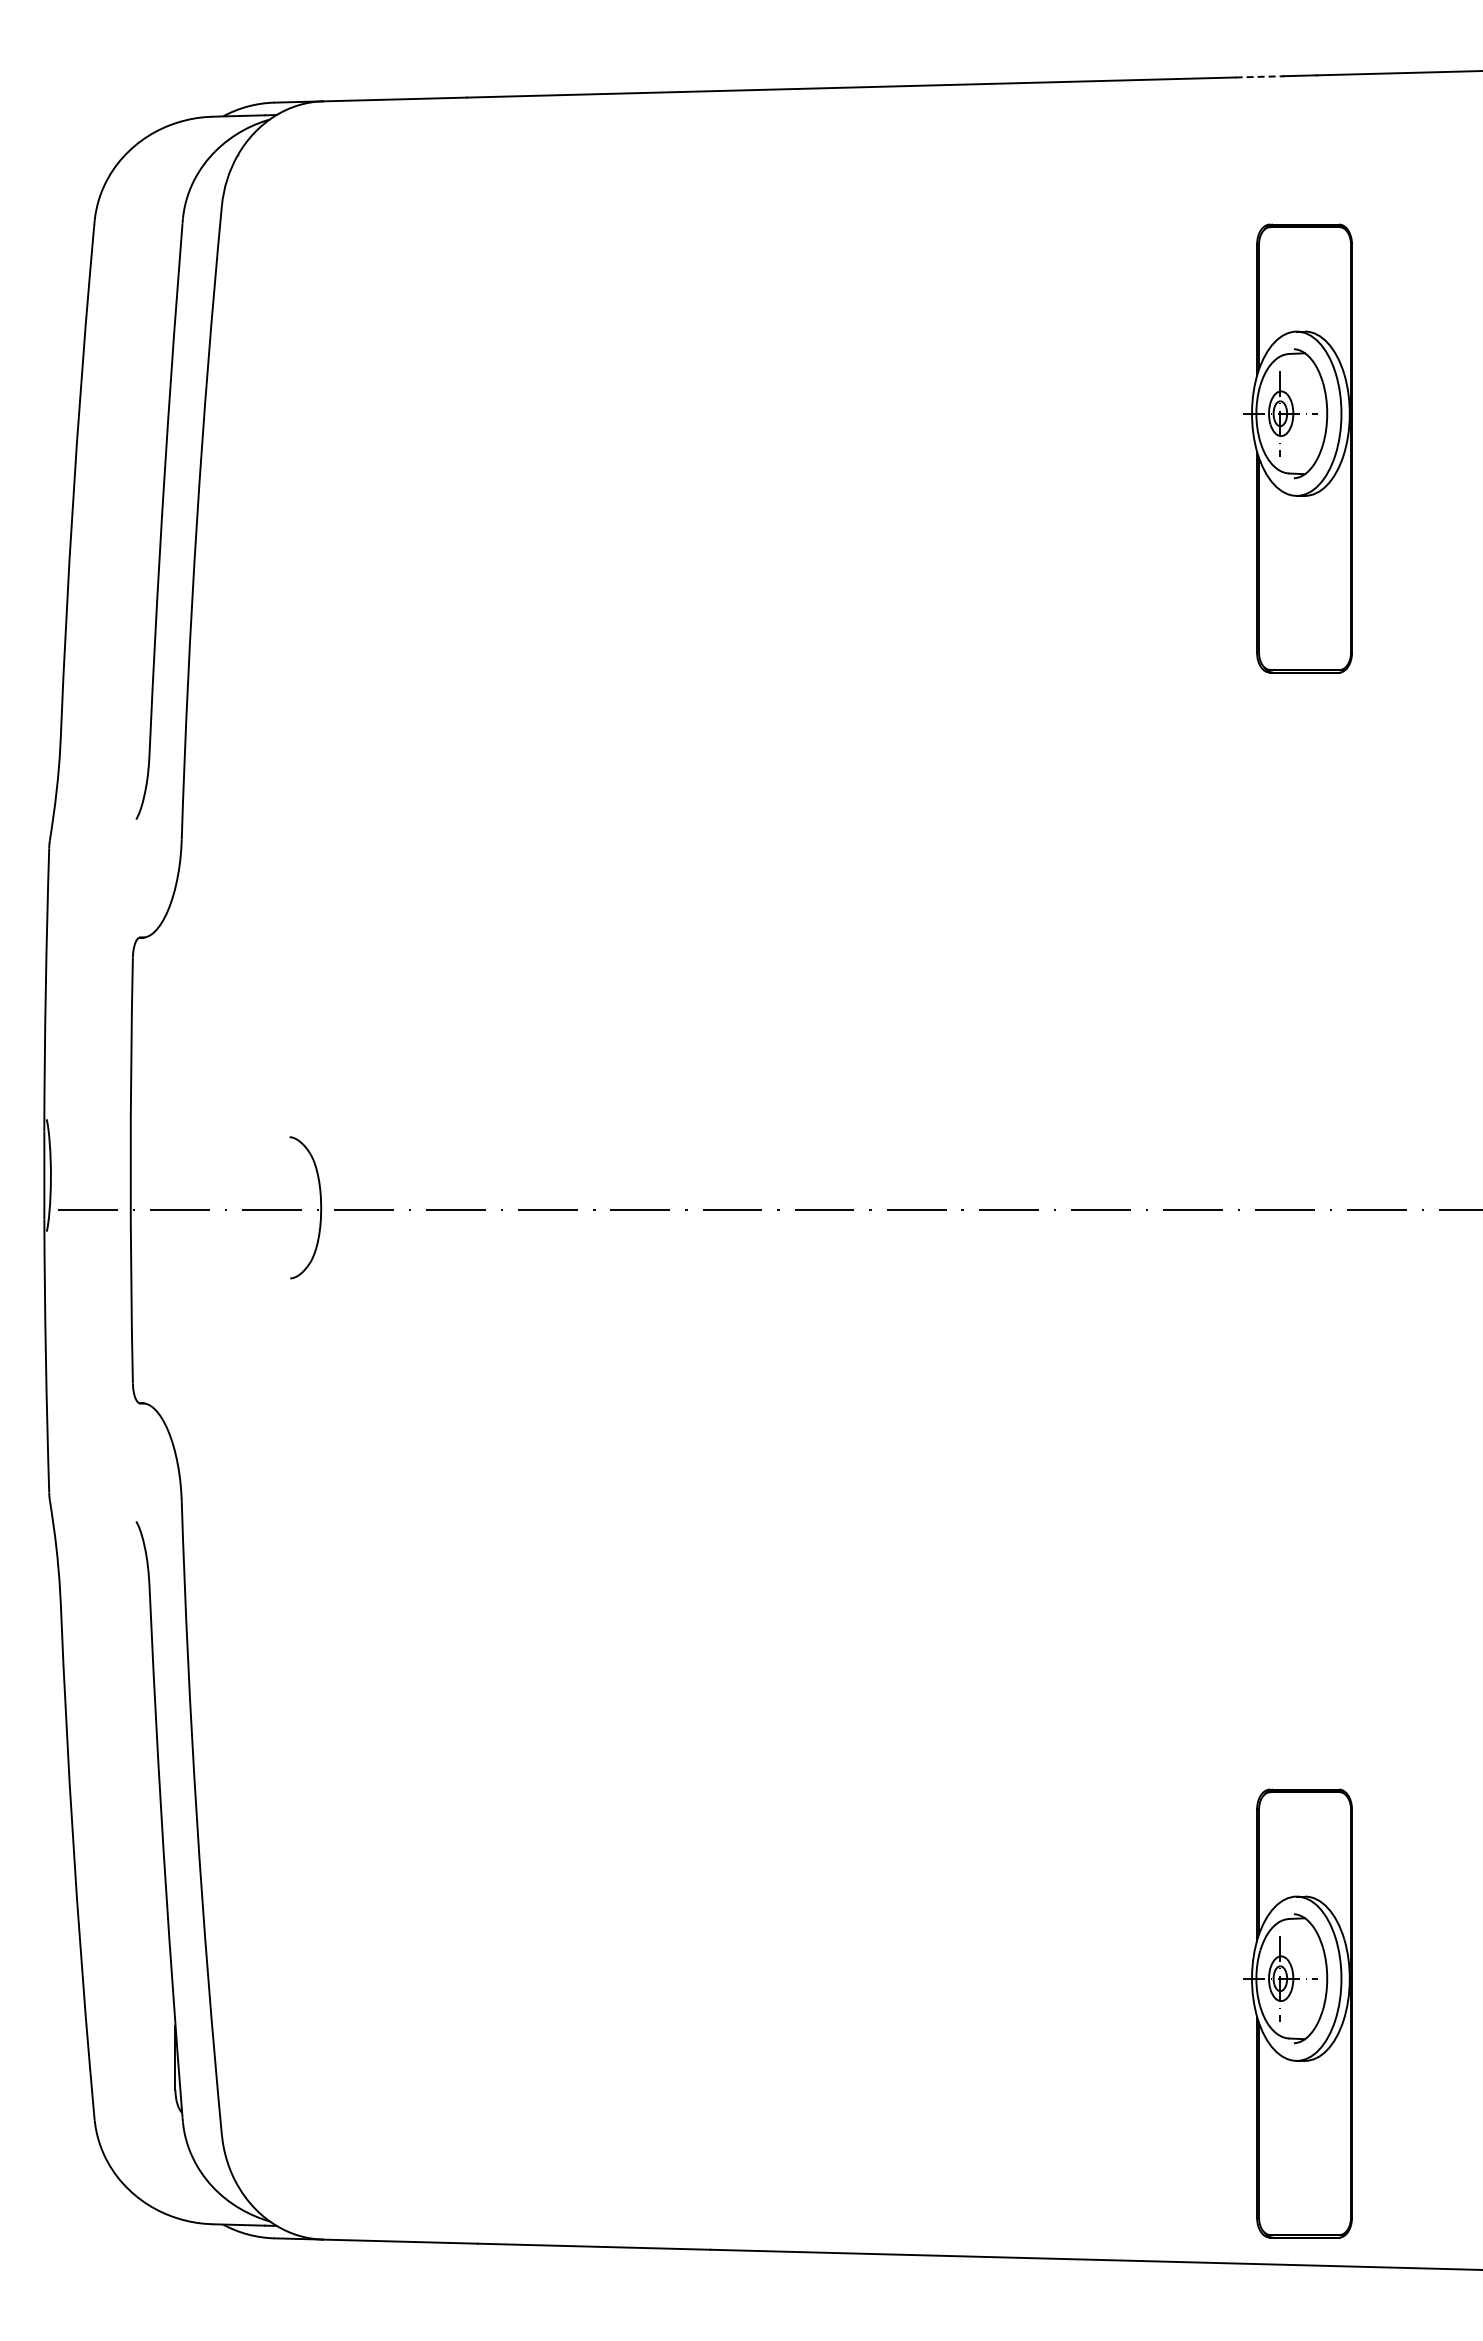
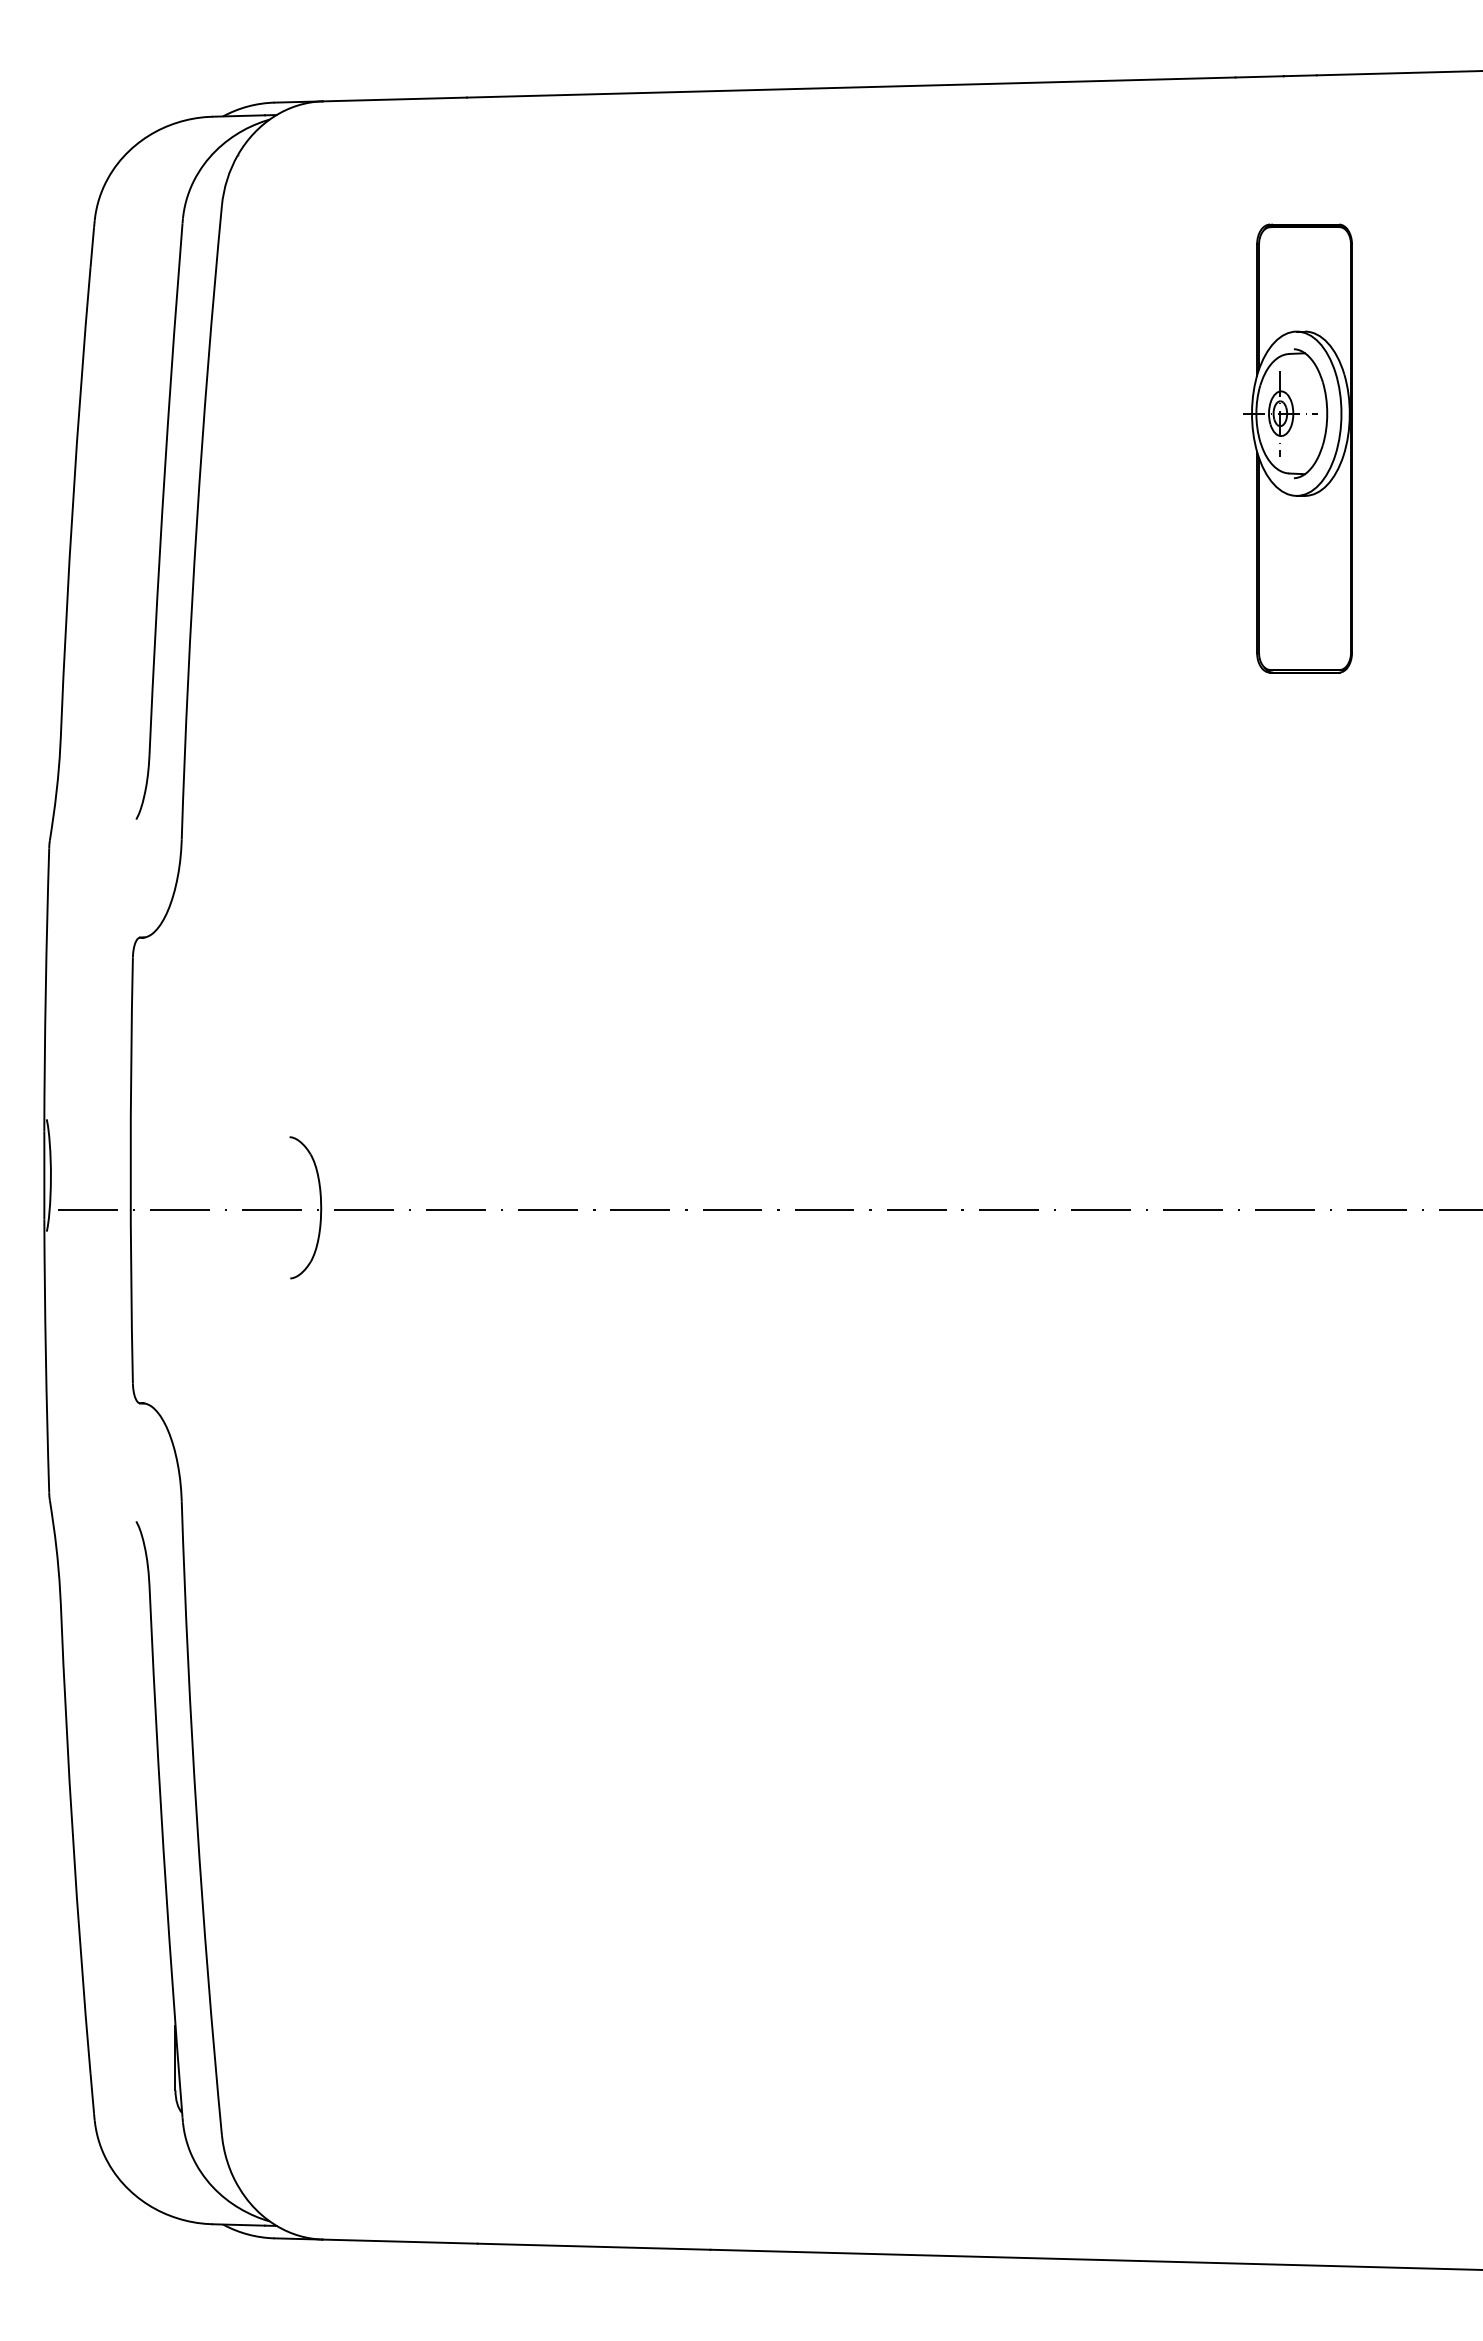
line: dashed -> solid (1260, 76)
part: present -> none (1297, 2013)
